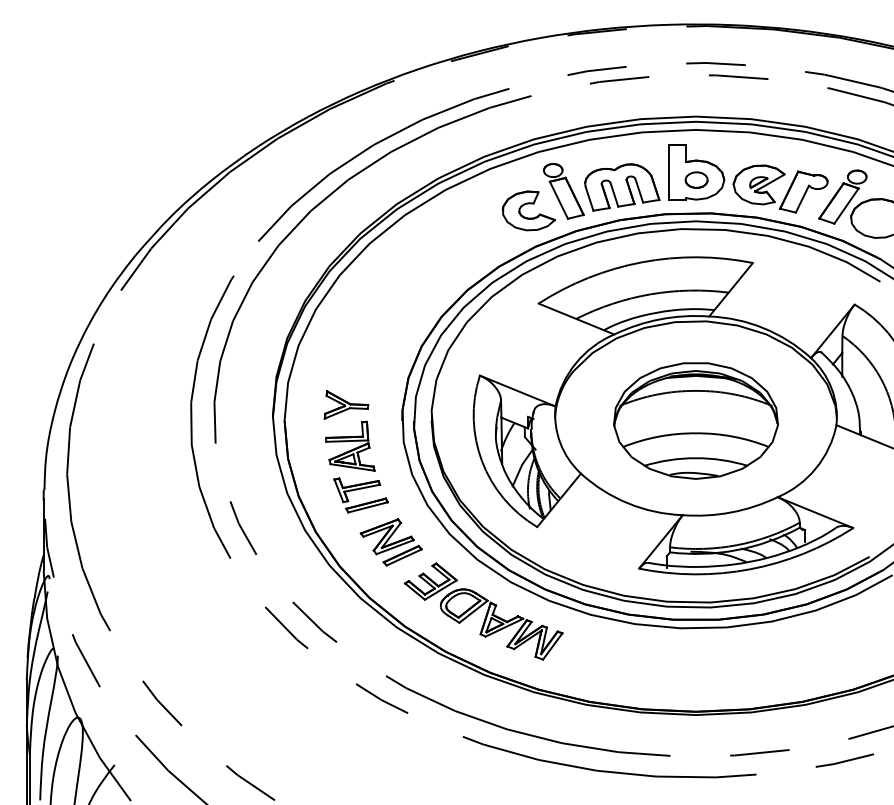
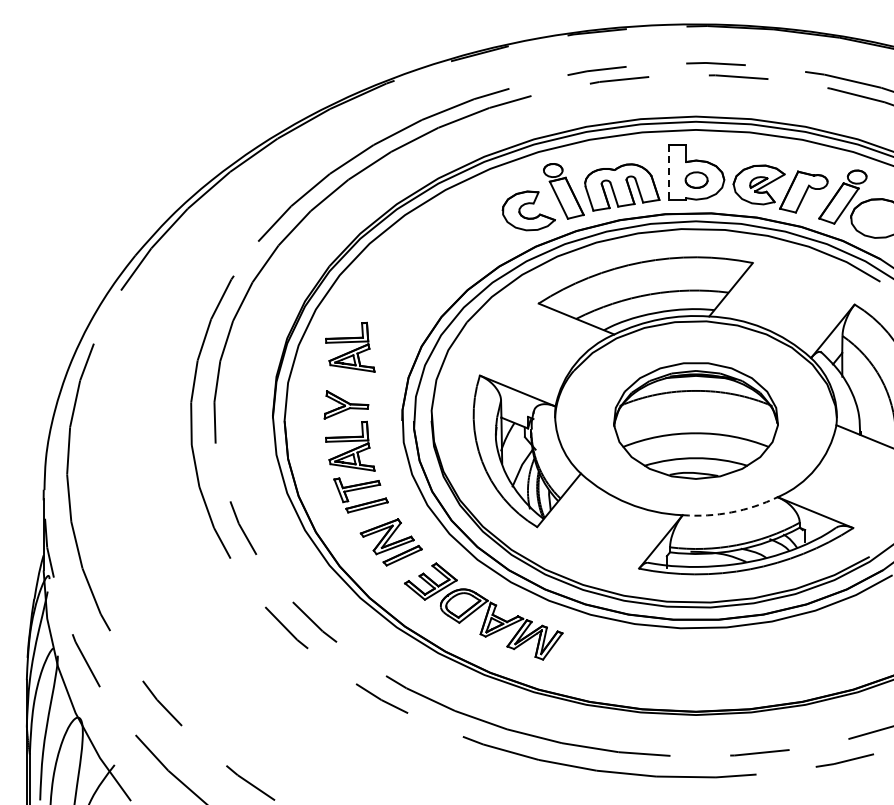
line: solid -> dashed (668, 172)
part: none -> present (350, 346)
arc: solid -> dashed (731, 512)
